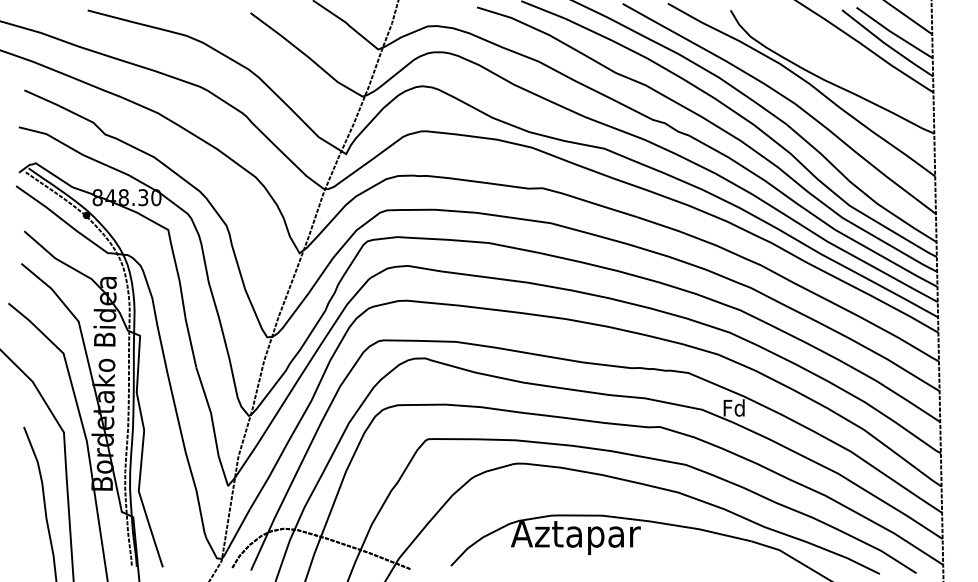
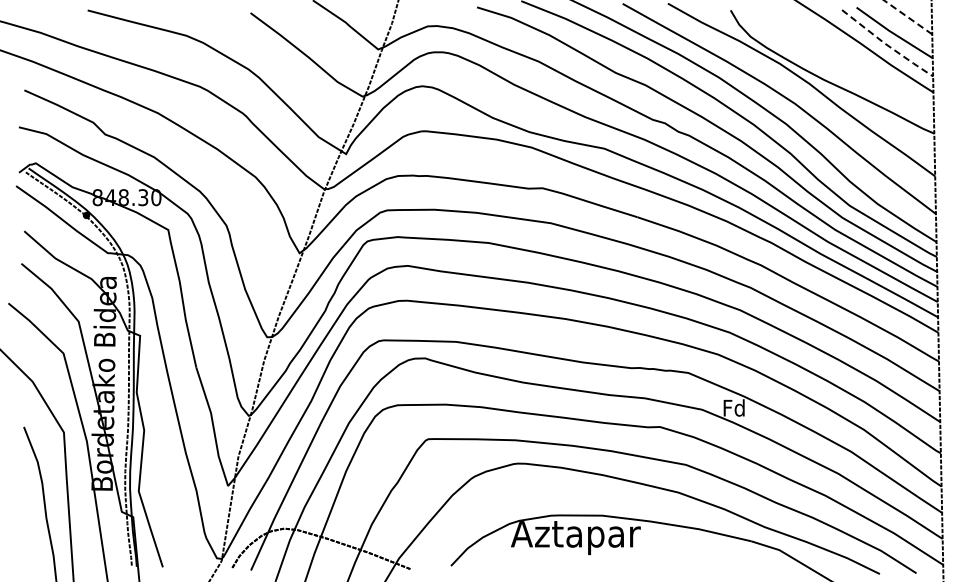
line: solid -> dashed (907, 17)
line: solid -> dashed (886, 44)
